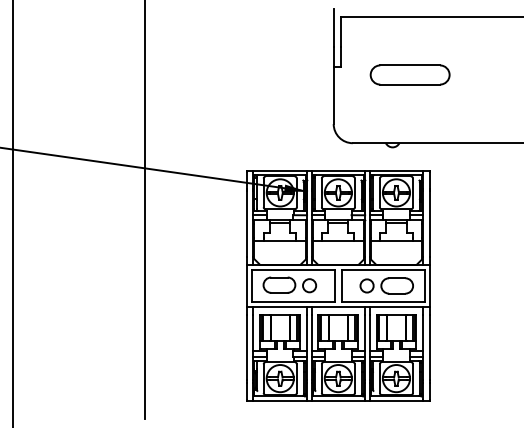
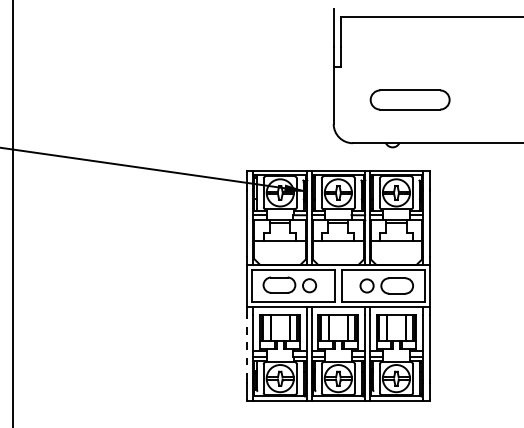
part position: (409, 74) -> (409, 99) (409, 99)
line: present -> none (145, 210)
line: solid -> dashed (247, 347)
